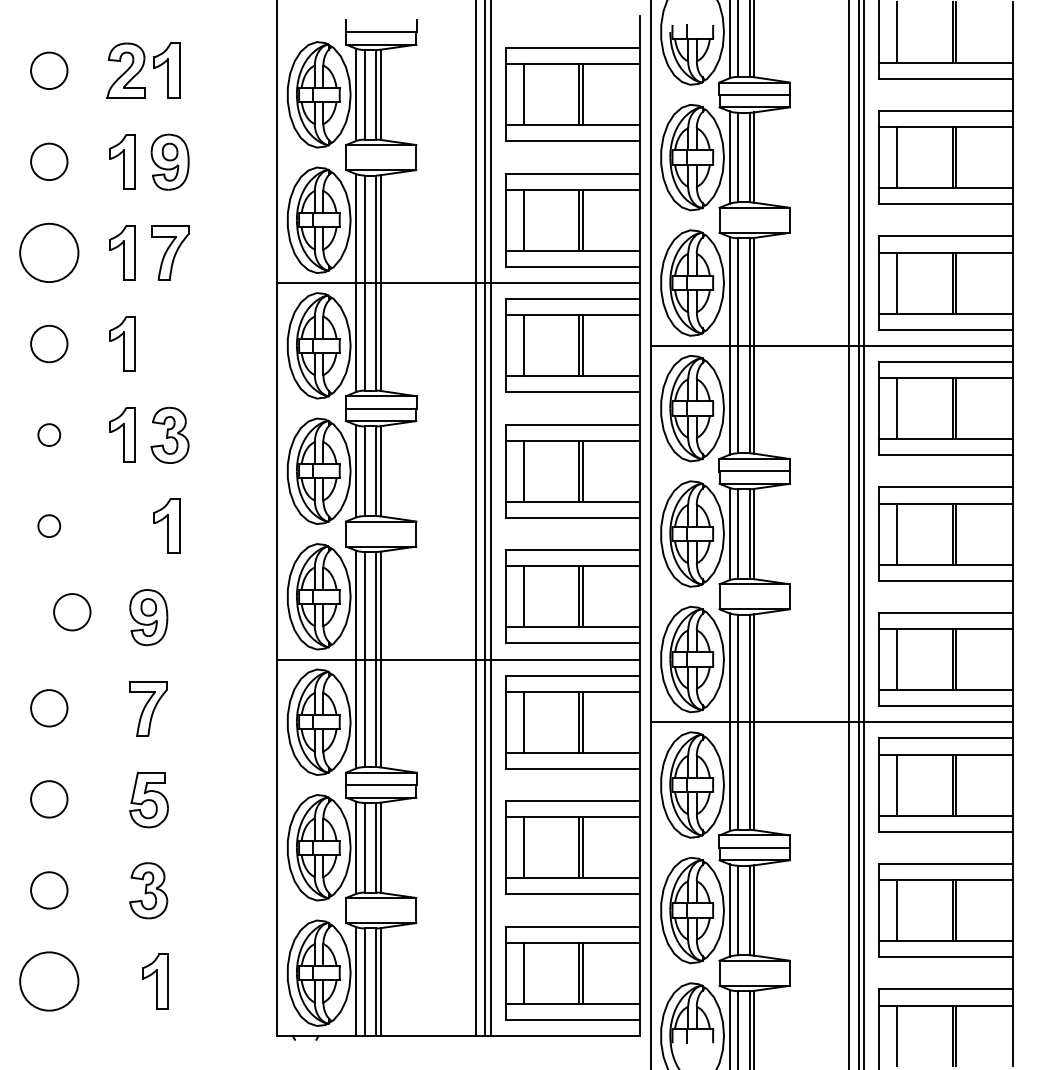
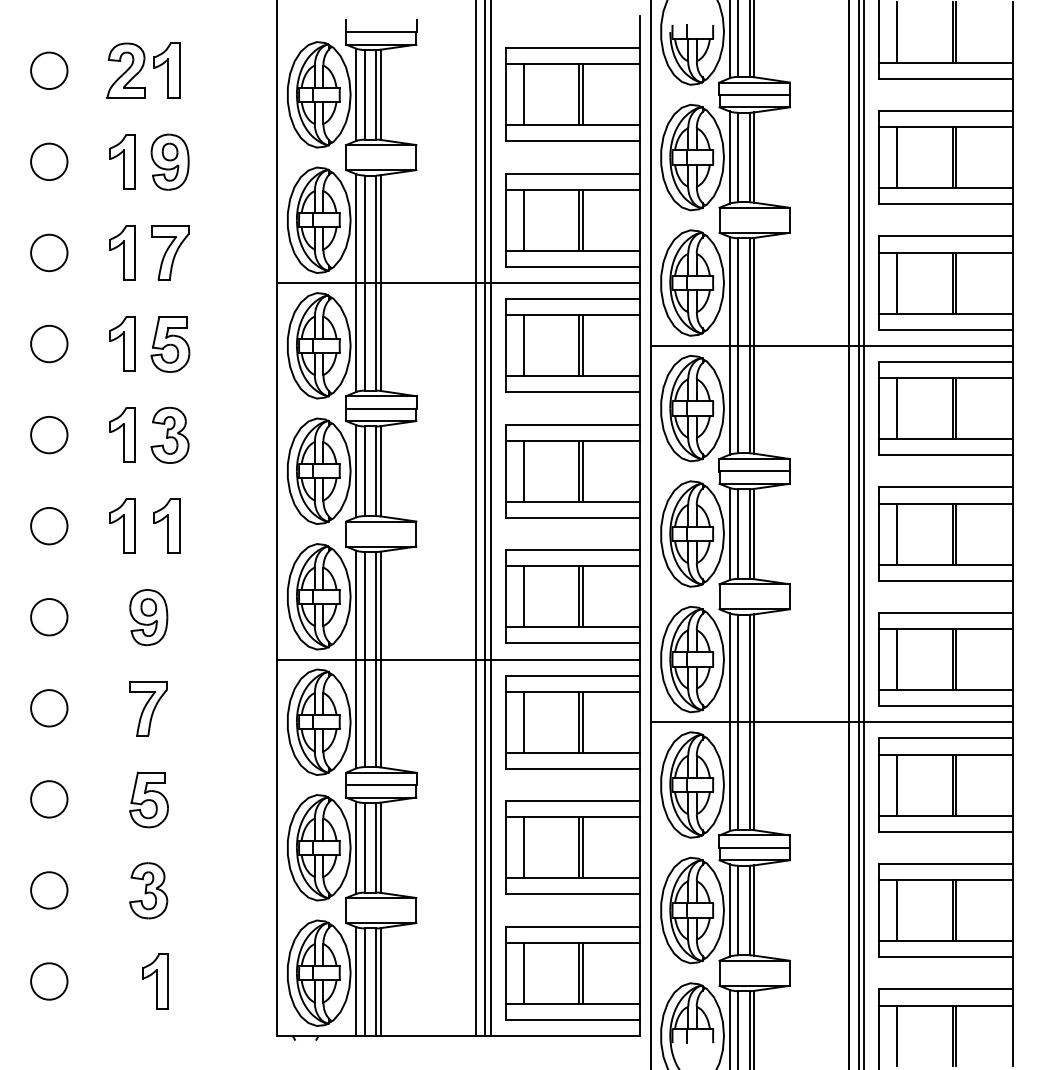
circle diameter: 58 px -> 36 px (49, 252)
part: none -> present (170, 344)
circle diameter: 22 px -> 36 px (49, 434)
part: none -> present (122, 525)
circle diameter: 22 px -> 36 px (49, 525)
circle position: (72, 612) -> (49, 617) (49, 617)
circle diameter: 58 px -> 36 px (49, 981)
